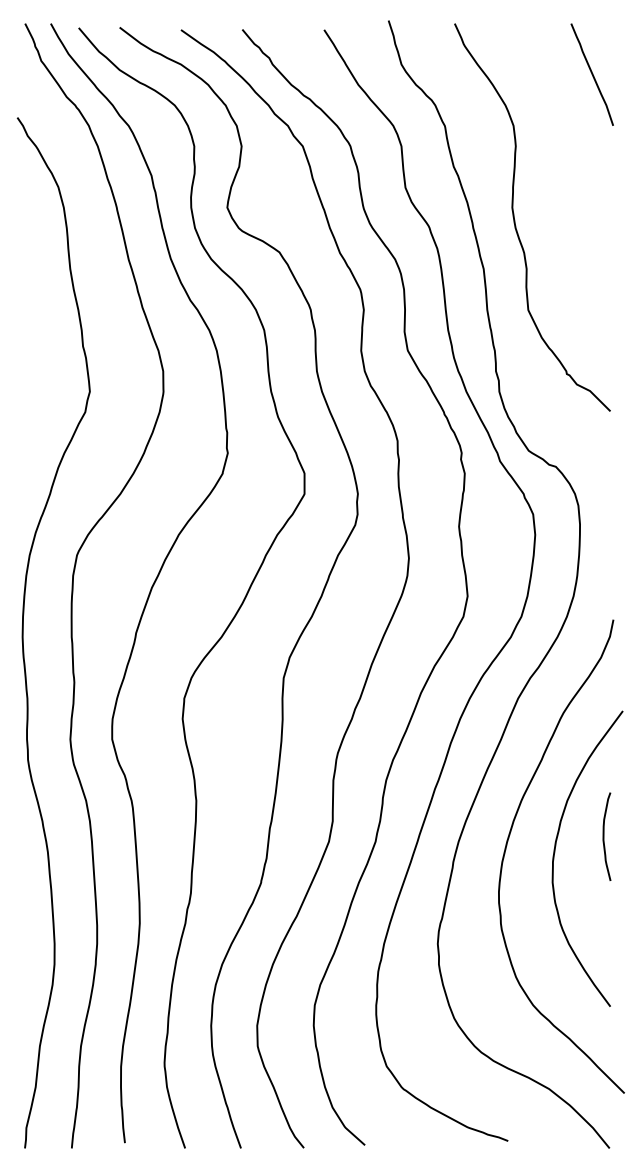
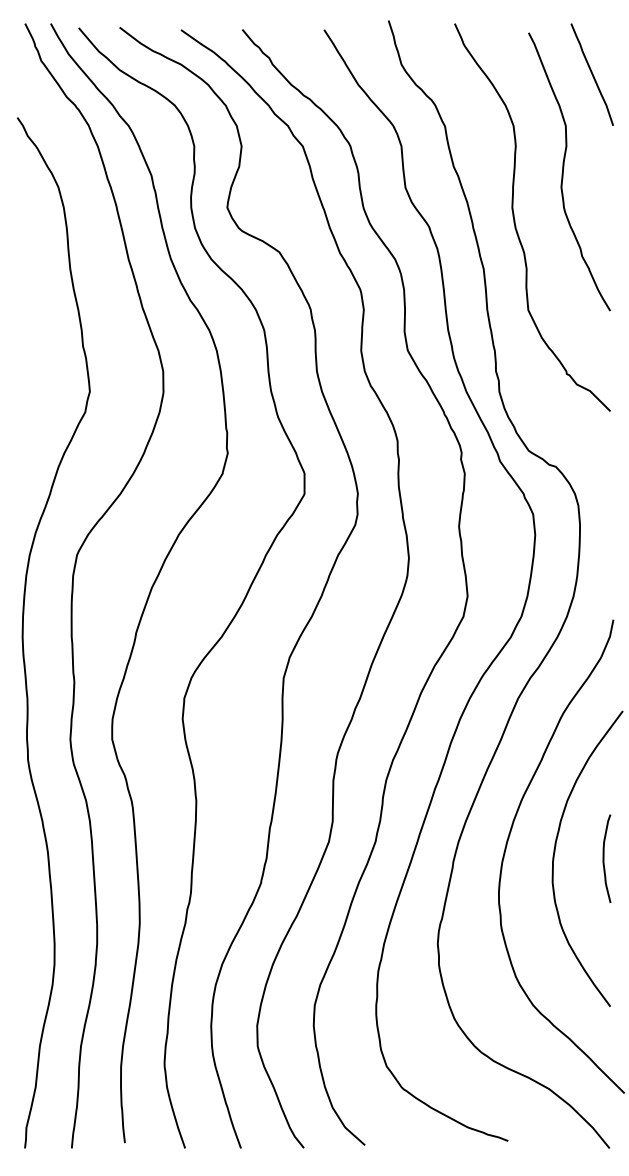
curve: none -> present (563, 171)
curve position: (604, 836) -> (604, 858) (604, 858)
